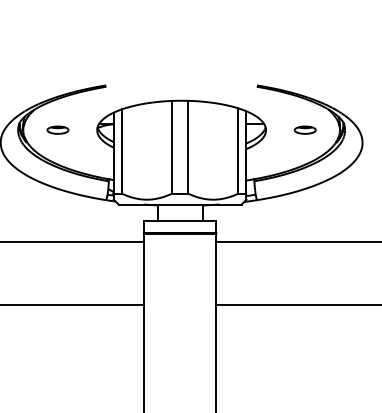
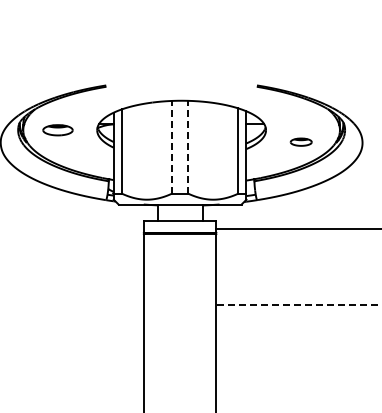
part size: 24x10 px -> 32x13 px (57, 130)
part position: (304, 129) -> (300, 141) (300, 141)
line: solid -> dashed (172, 146)
line: solid -> dashed (188, 146)
line: present -> none (72, 242)
line position: (297, 242) -> (297, 229) (297, 229)
line: present -> none (72, 304)
line: solid -> dashed (299, 304)
